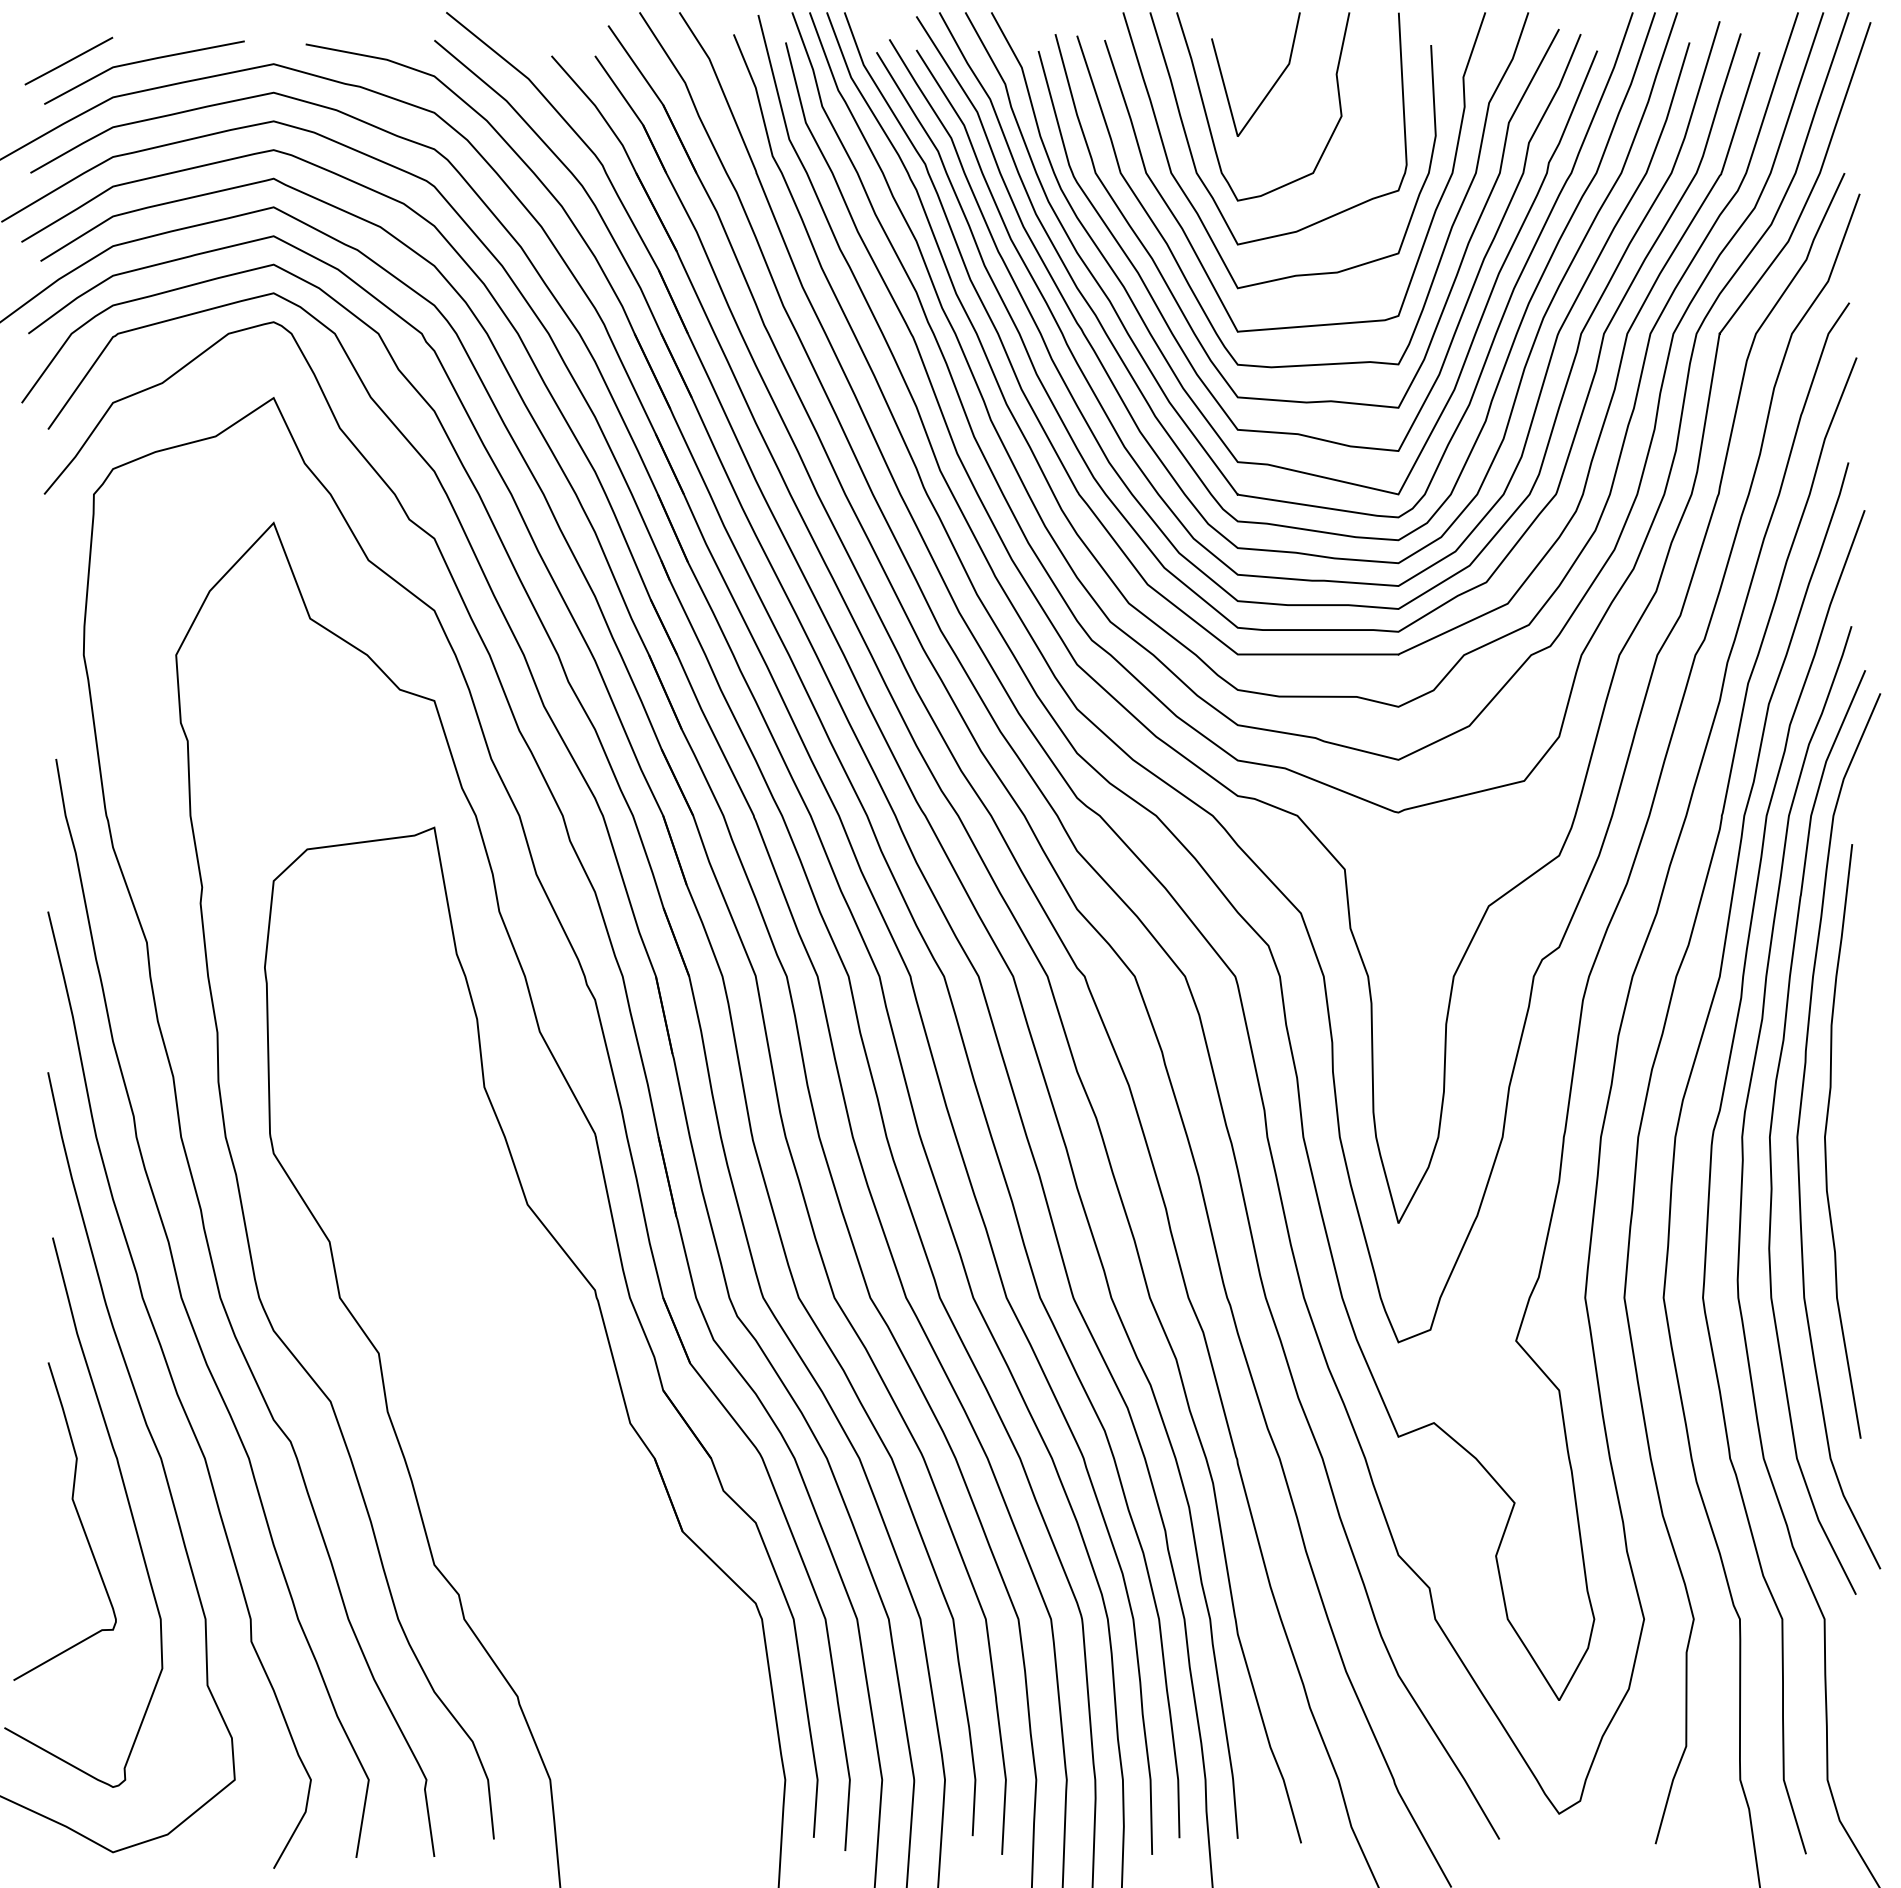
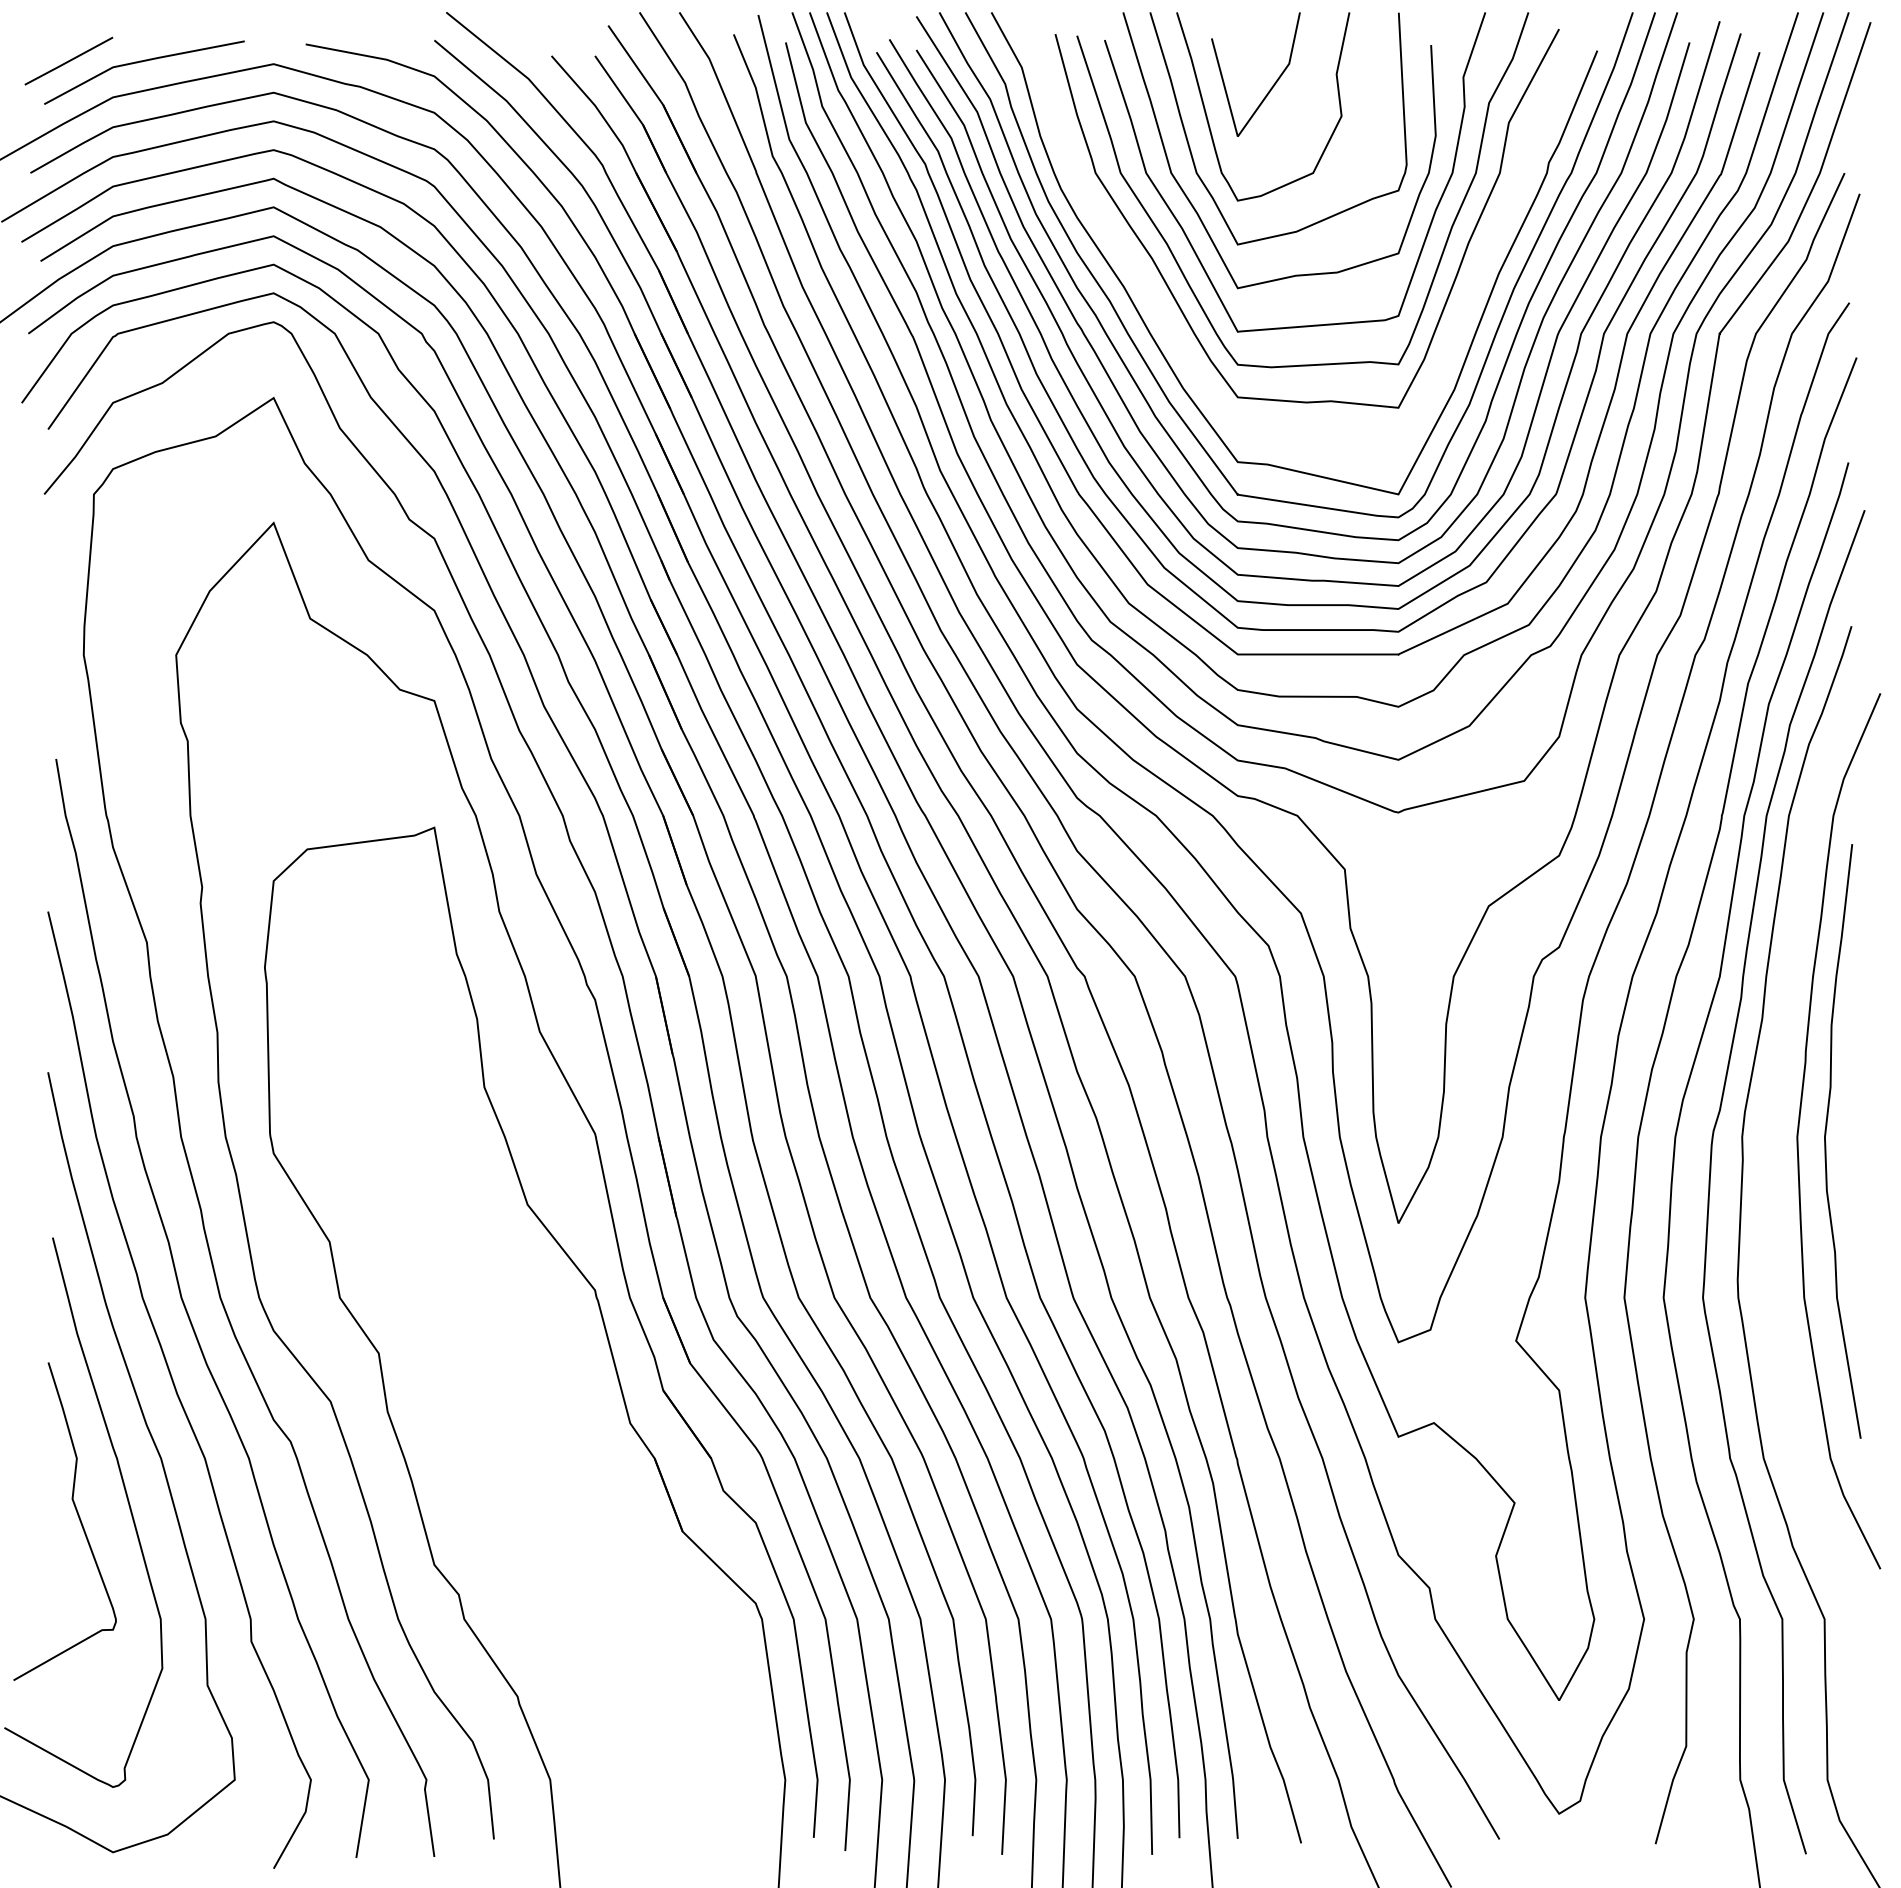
curve: present -> none (1168, 324)
curve: present -> none (1772, 1124)
